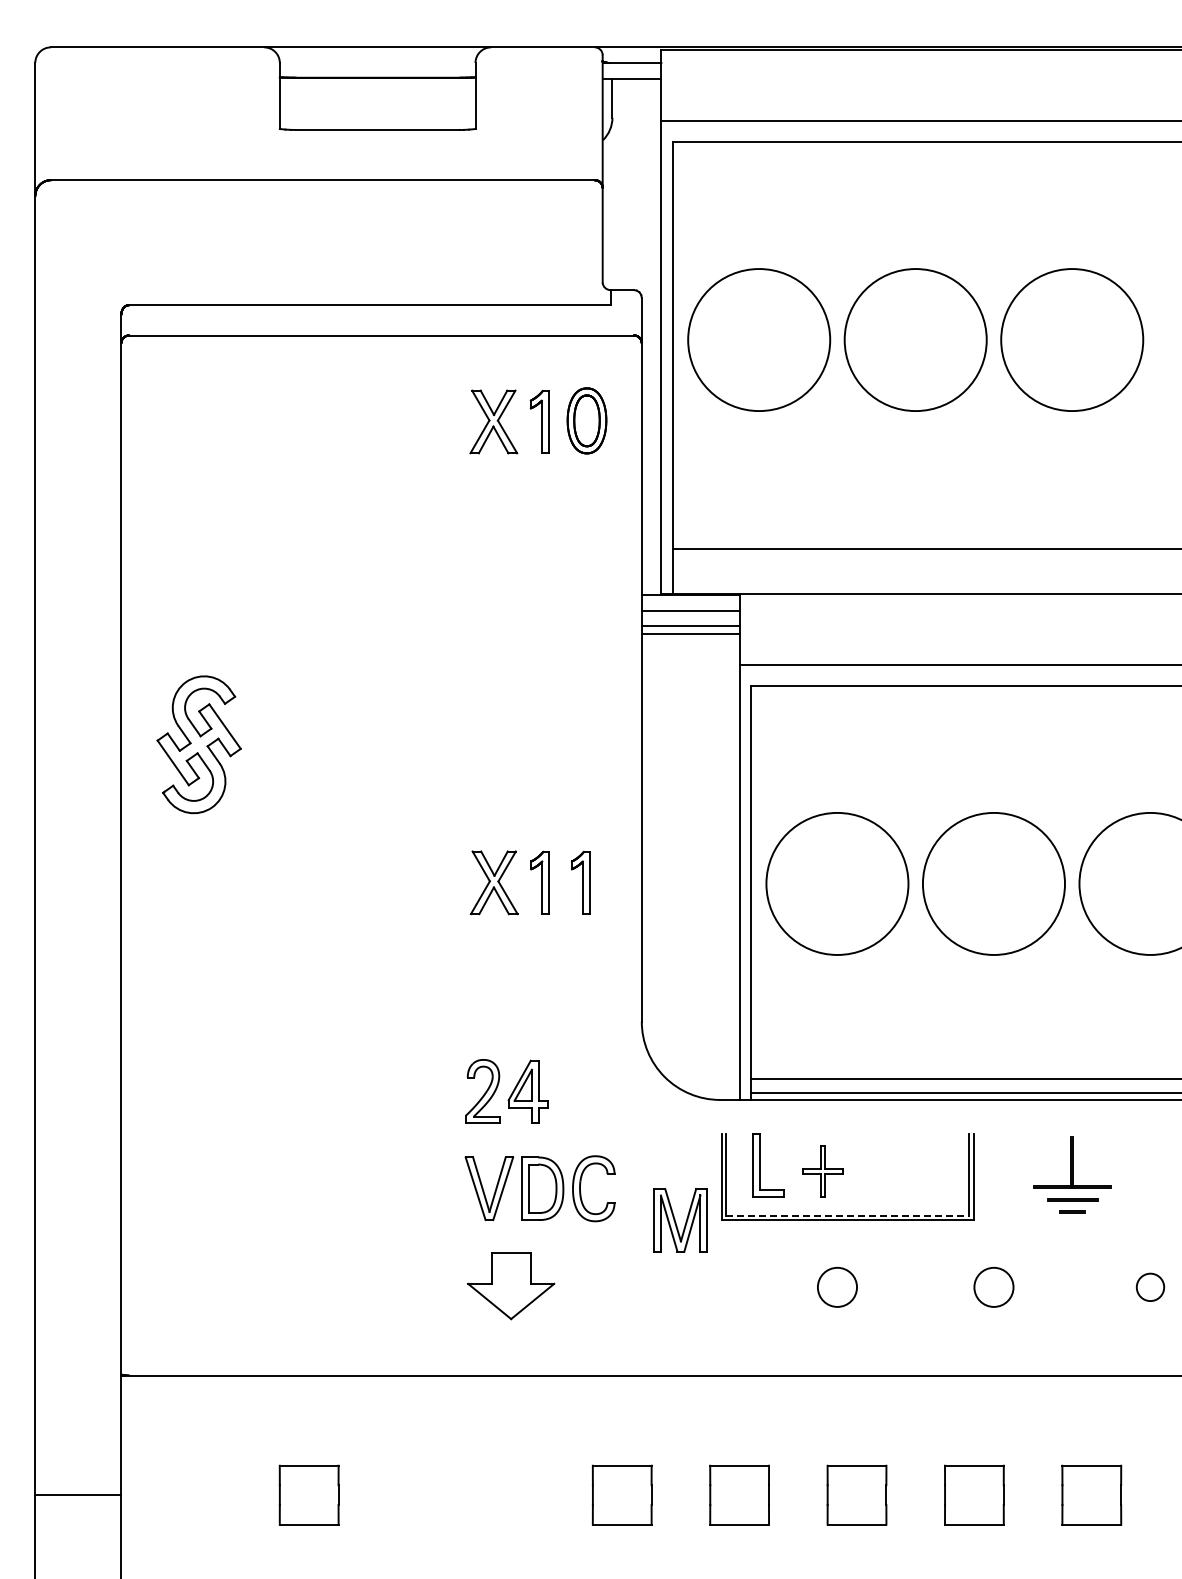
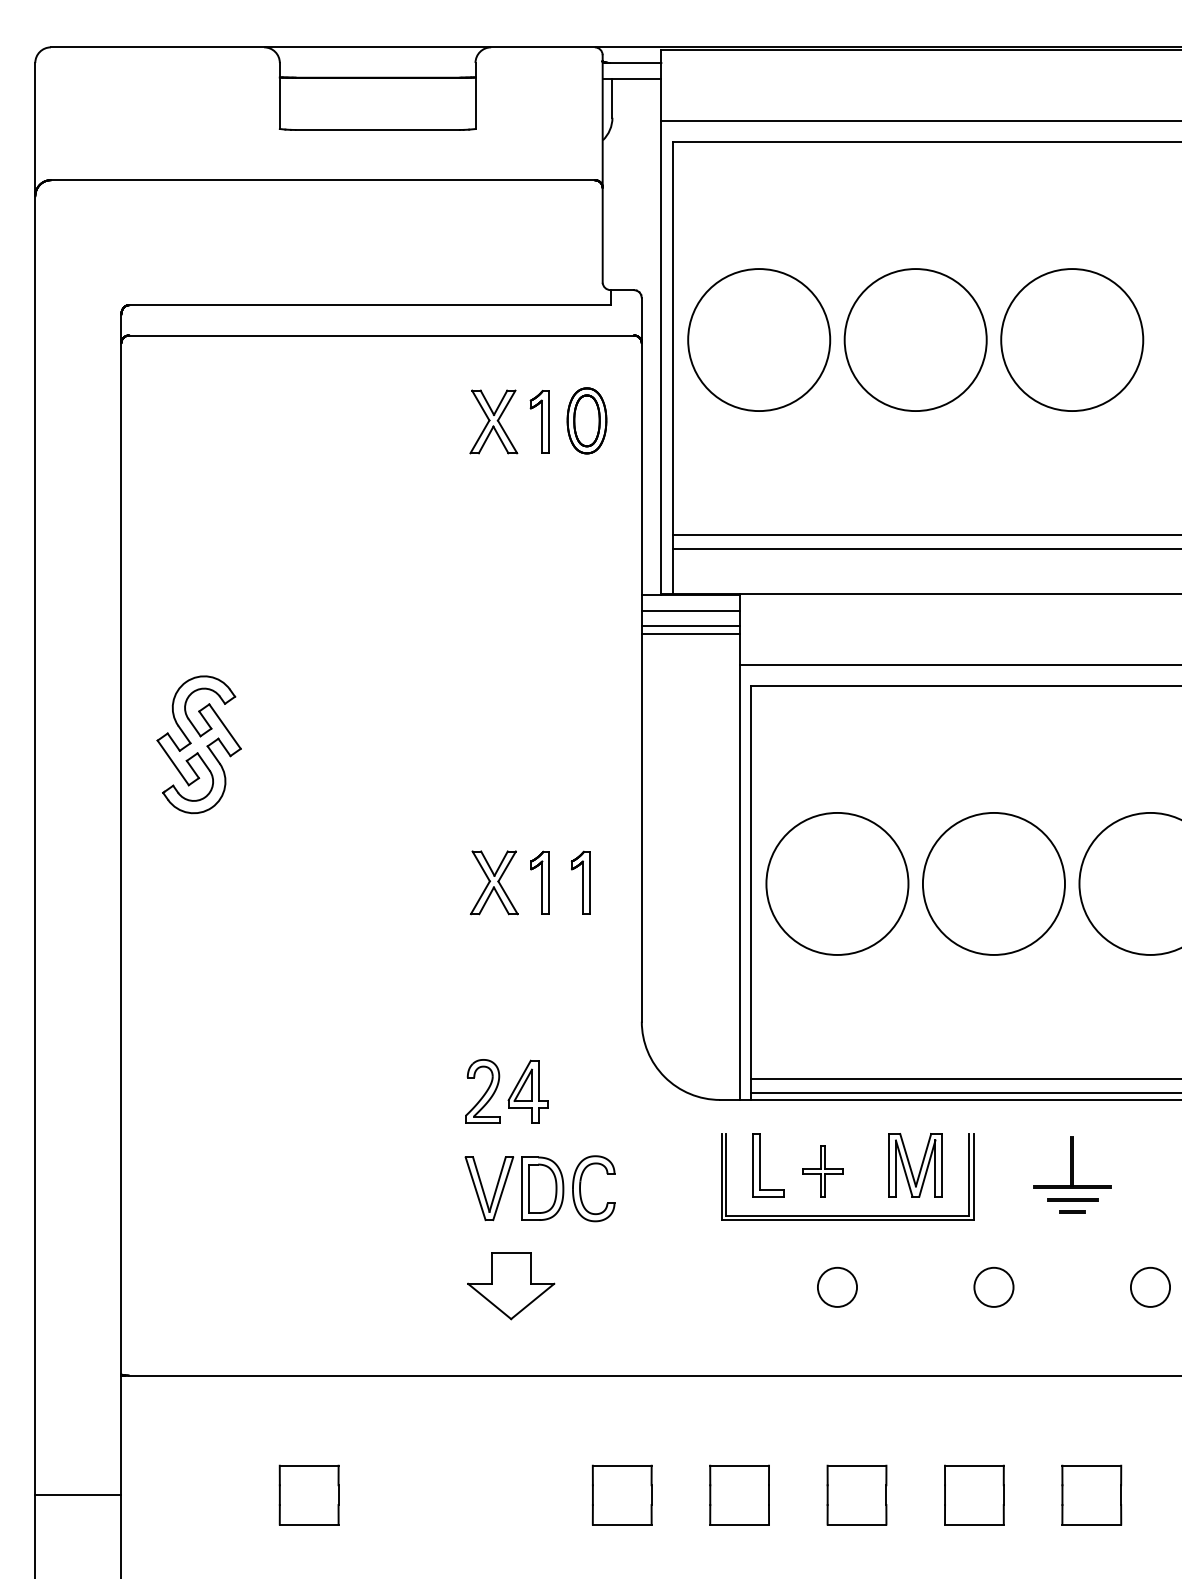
line: none -> present (925, 534)
line: dashed -> solid (848, 1215)
part position: (680, 1220) -> (915, 1165) (915, 1165)
circle diameter: 27 px -> 39 px (1150, 1286)
